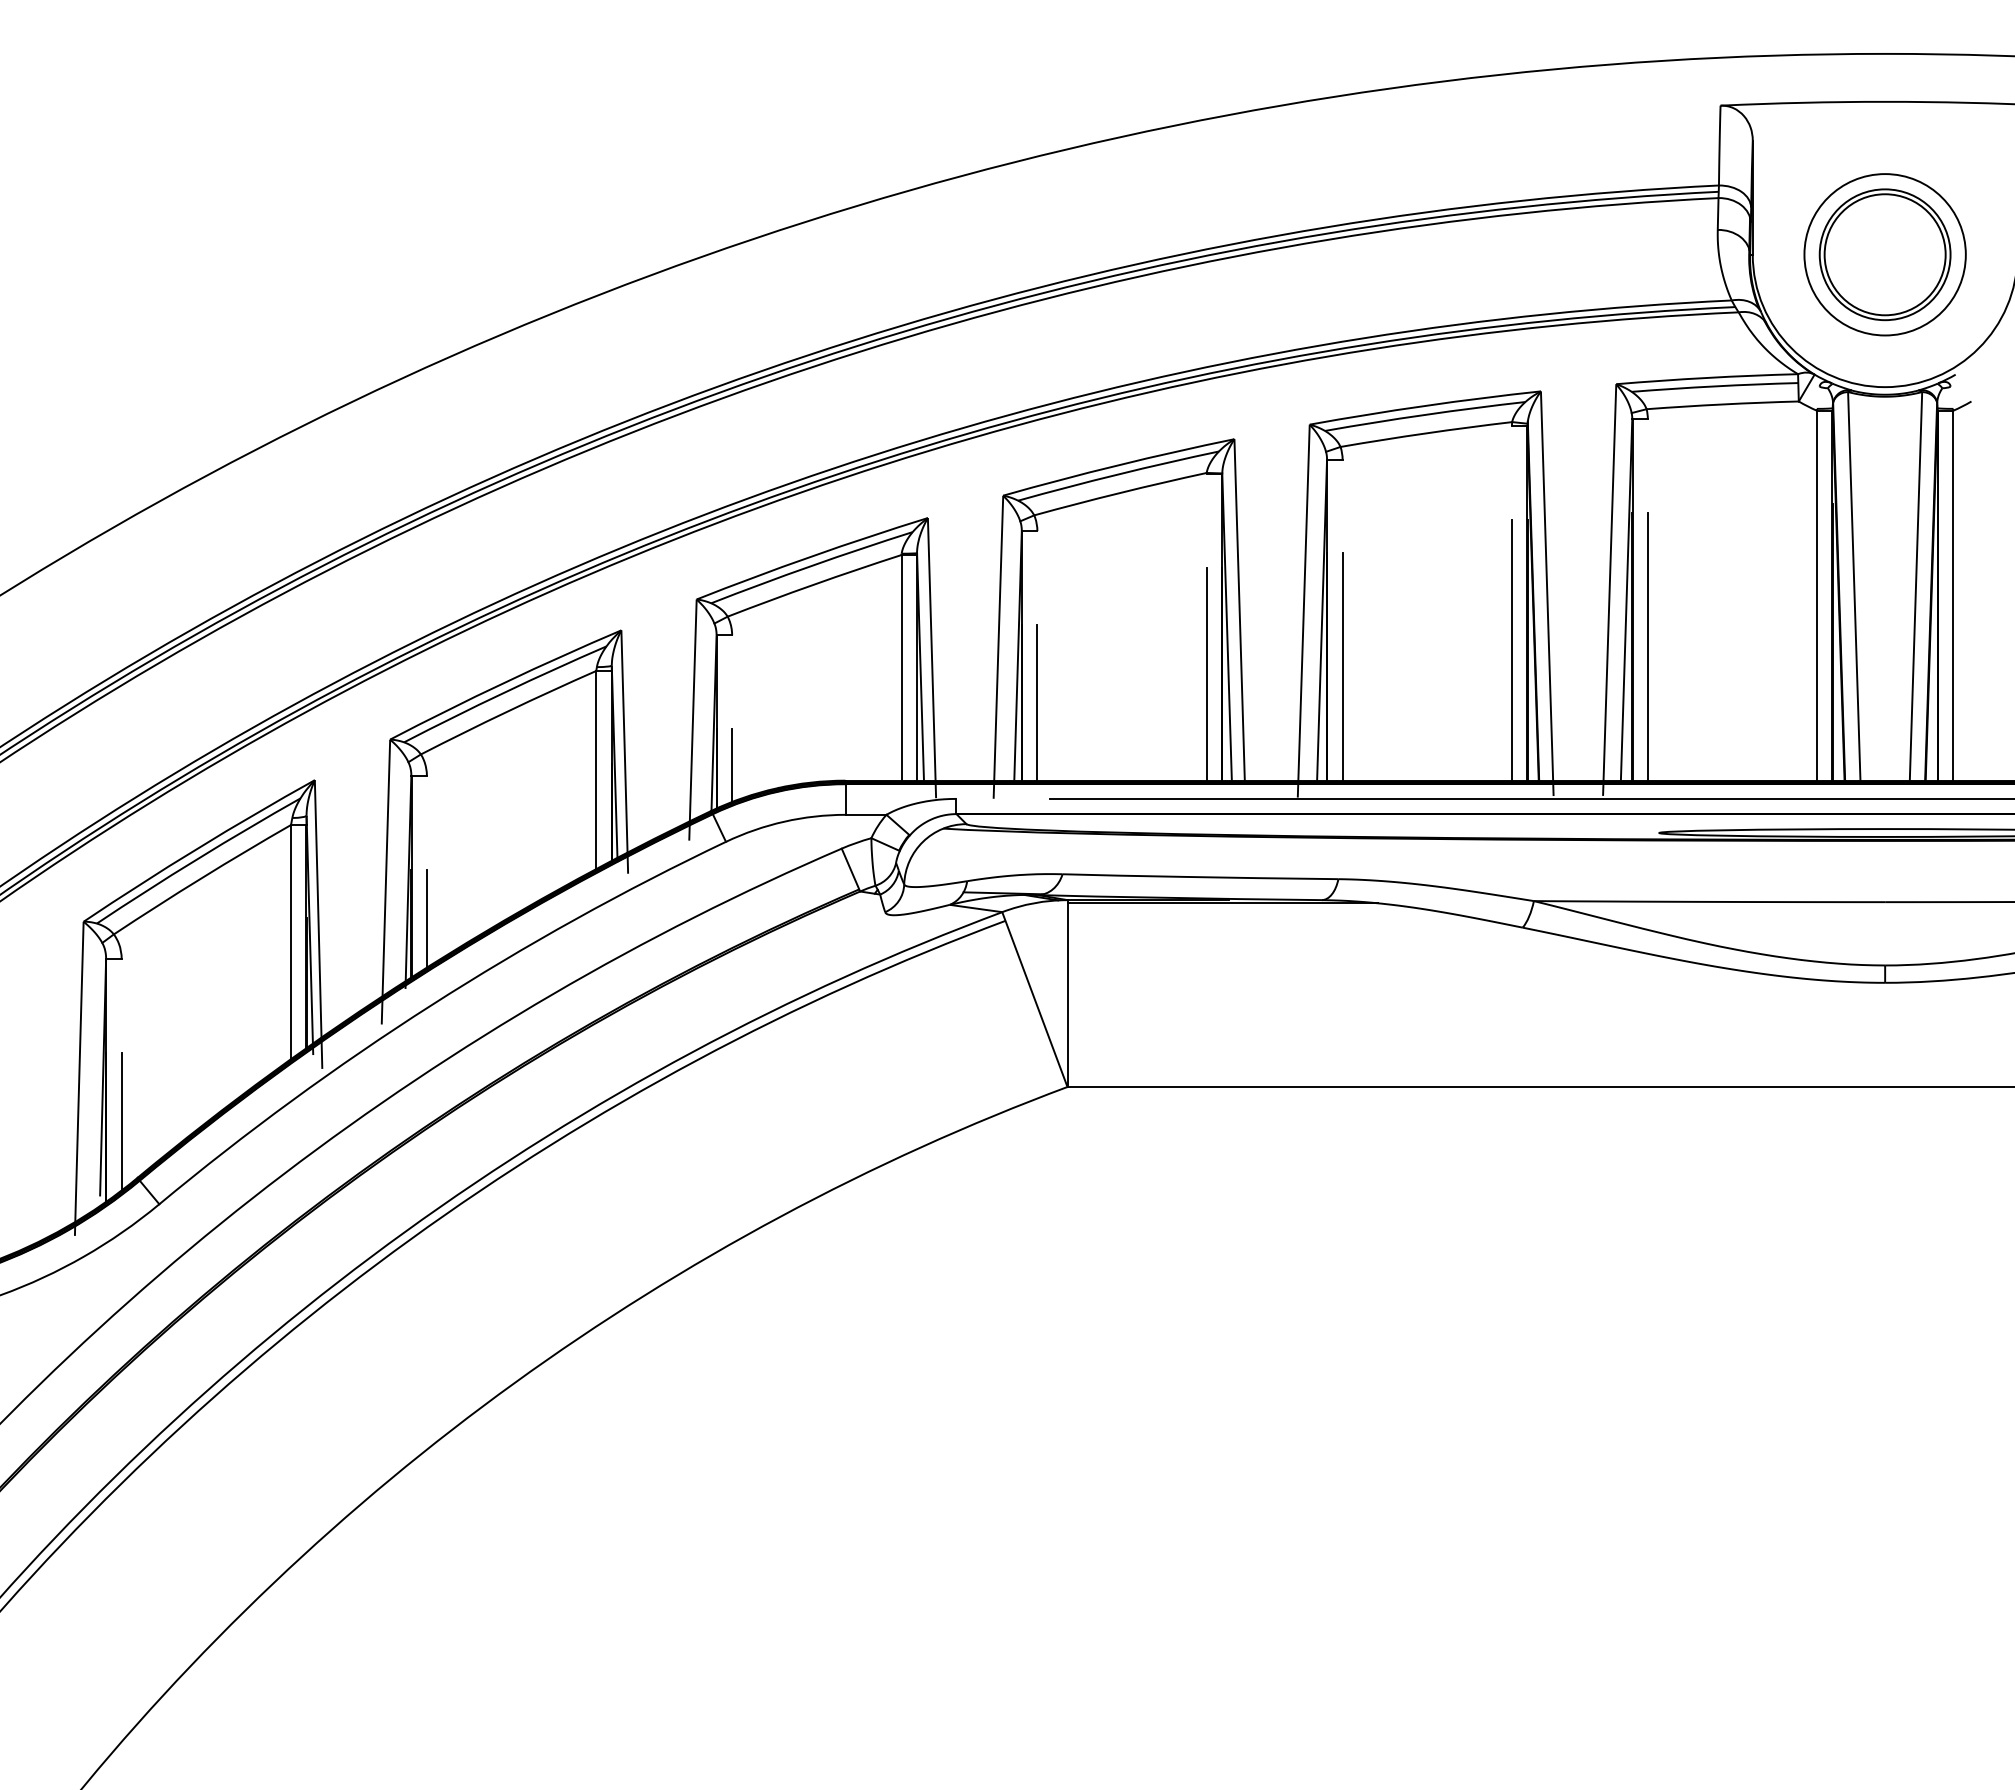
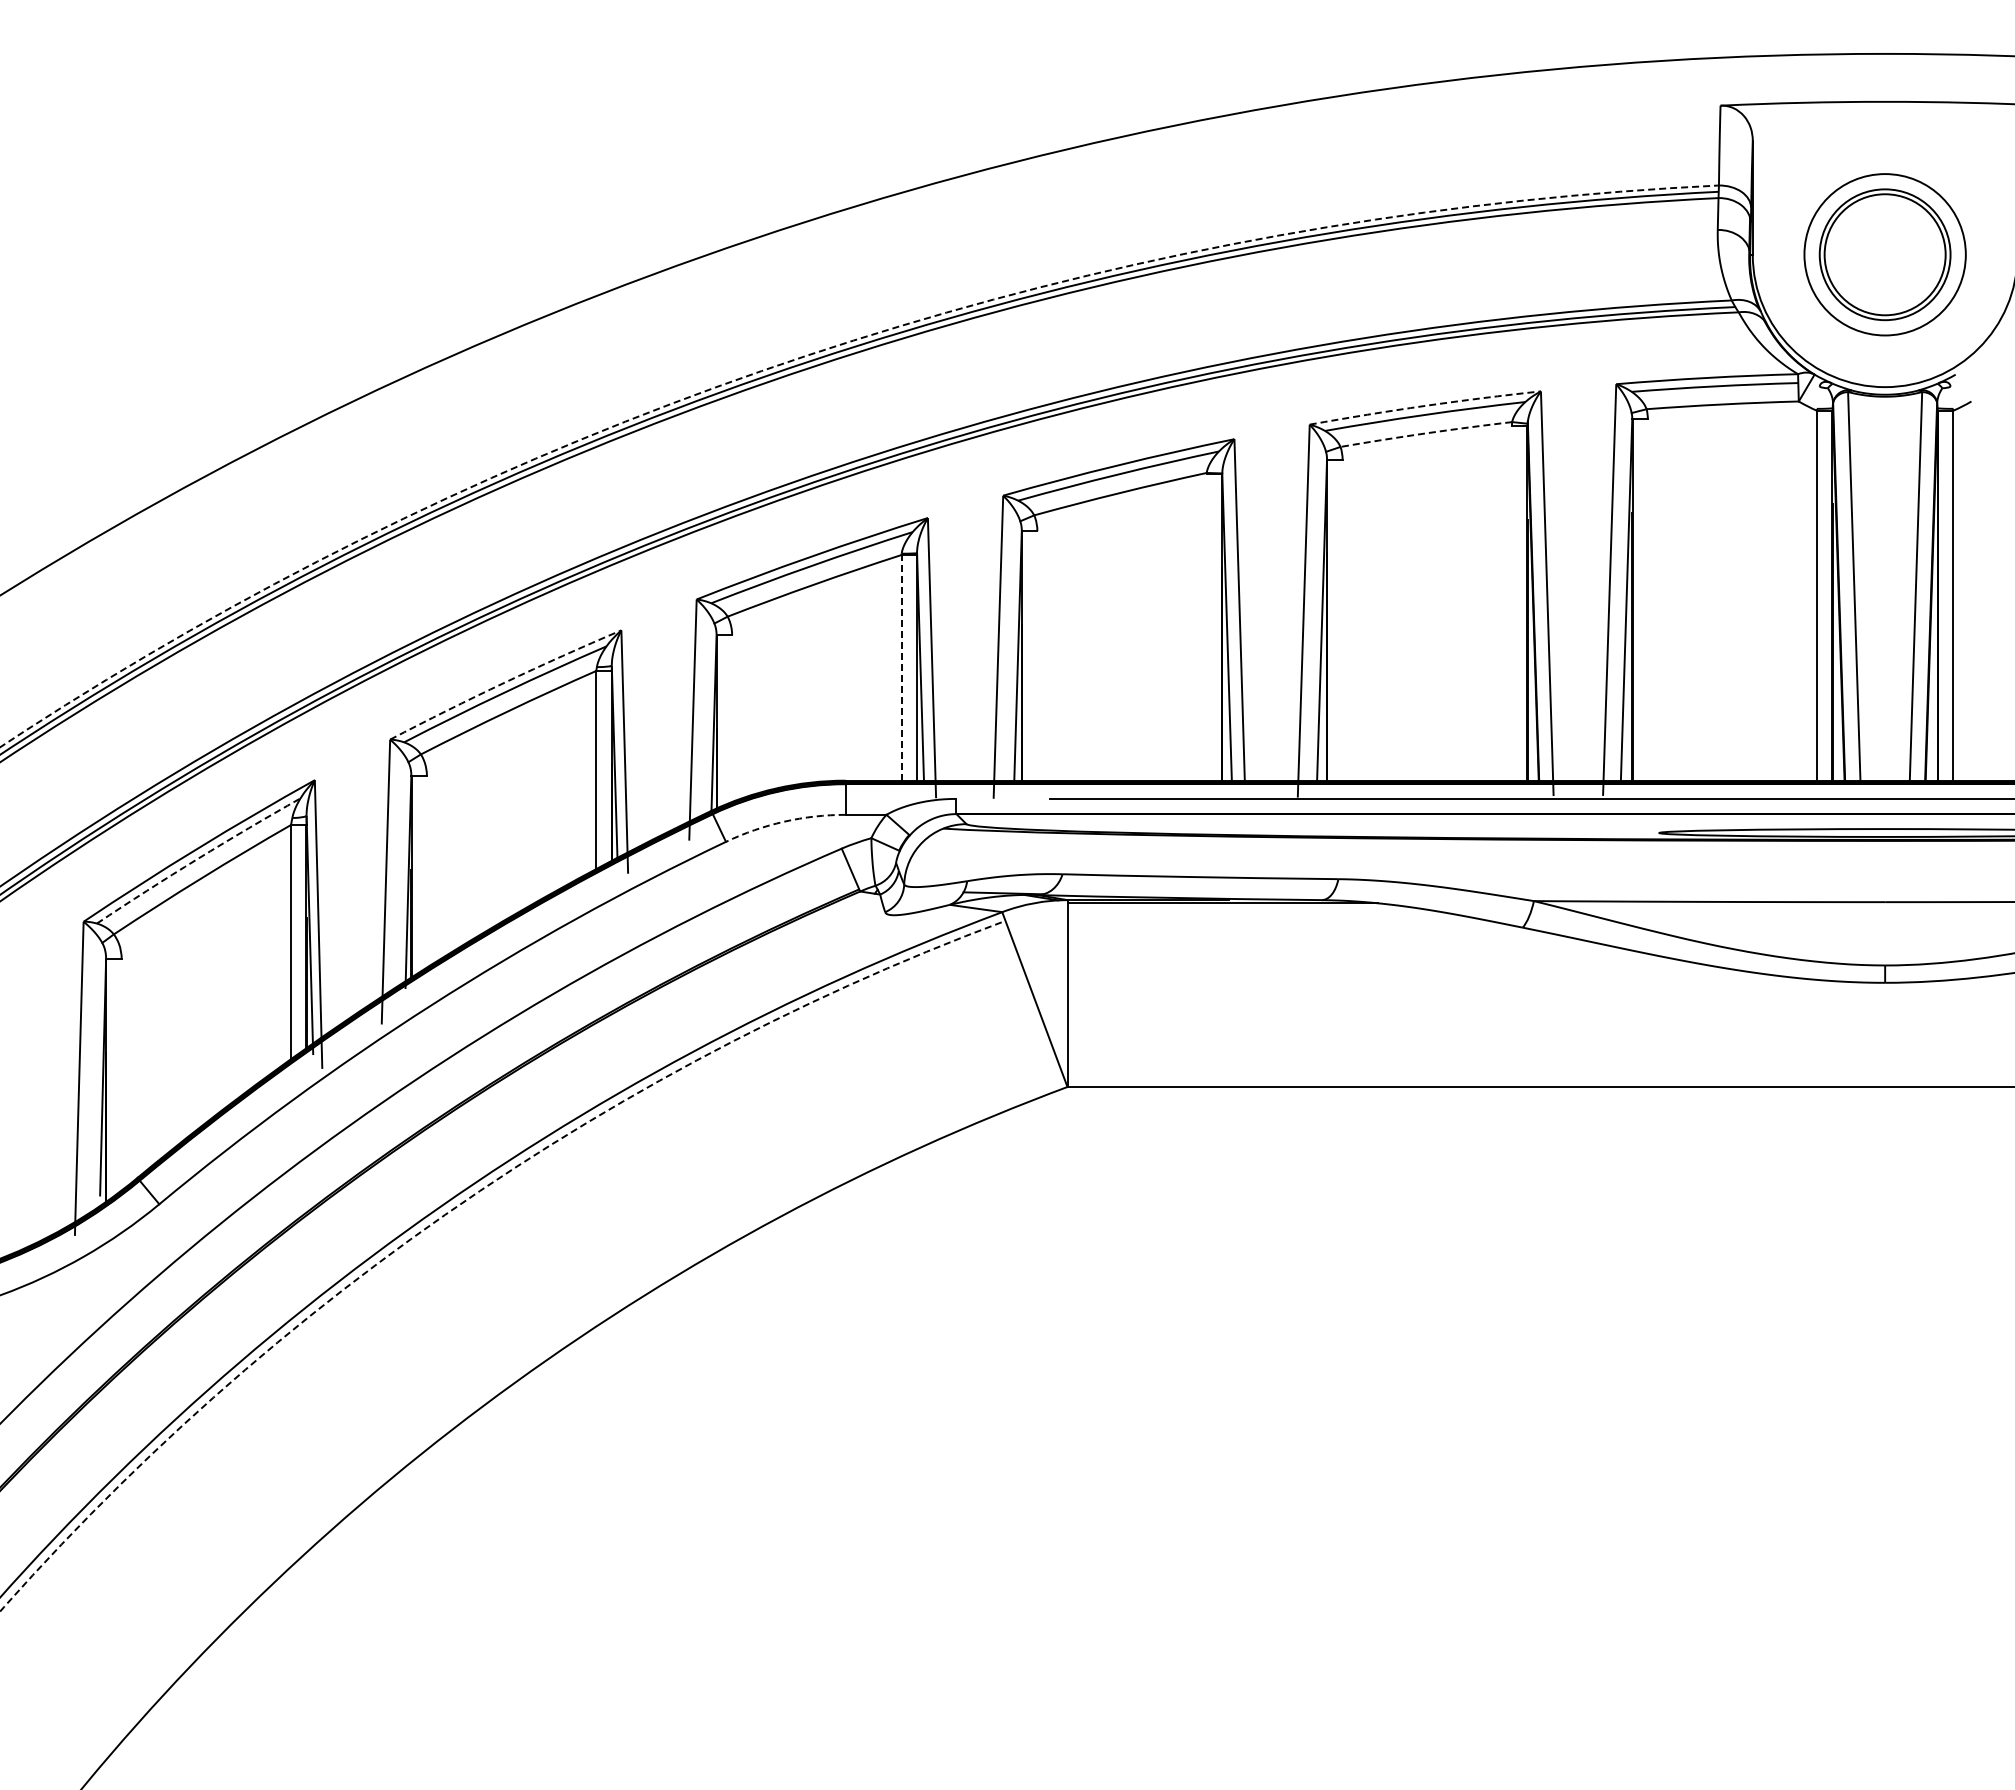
arc: solid -> dashed (819, 351)
arc: solid -> dashed (1425, 405)
arc: solid -> dashed (1426, 433)
line: present -> none (1647, 646)
line: present -> none (1511, 649)
line: present -> none (1342, 666)
line: solid -> dashed (901, 667)
line: present -> none (1206, 673)
arc: solid -> dashed (504, 682)
line: present -> none (1037, 702)
line: present -> none (732, 764)
arc: solid -> dashed (784, 821)
arc: solid -> dashed (197, 859)
line: present -> none (426, 918)
line: present -> none (121, 1121)
arc: solid -> dashed (459, 1204)
